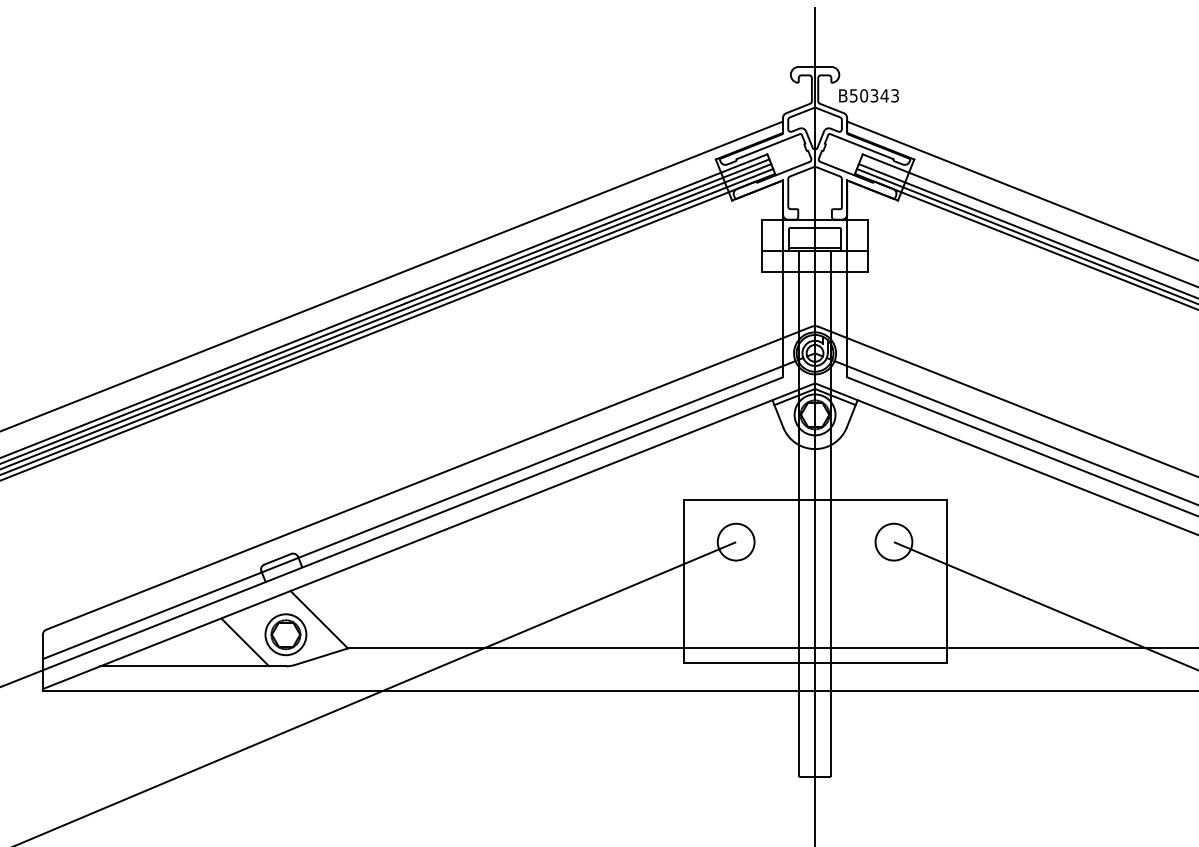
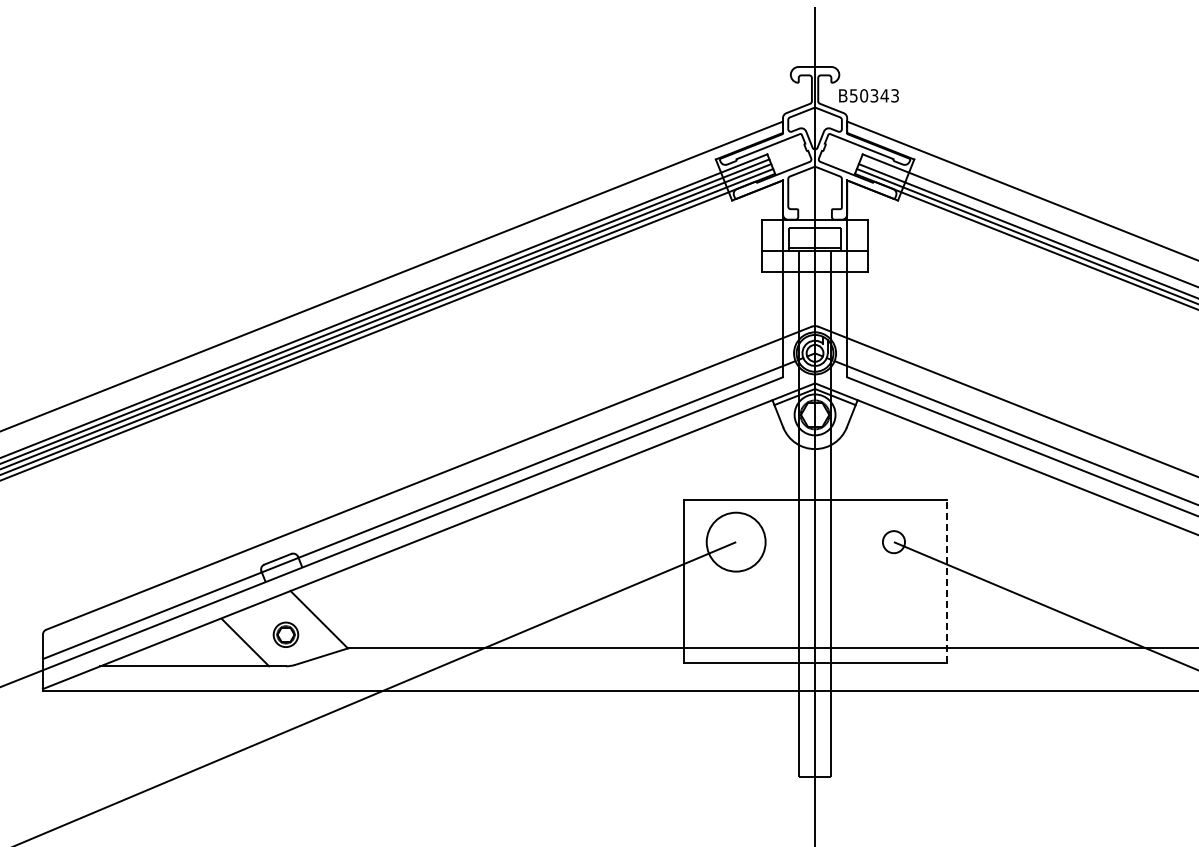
circle diameter: 37 px -> 59 px (735, 541)
circle diameter: 37 px -> 22 px (893, 542)
line: solid -> dashed (946, 581)
part size: 44x44 px -> 28x27 px (285, 634)
